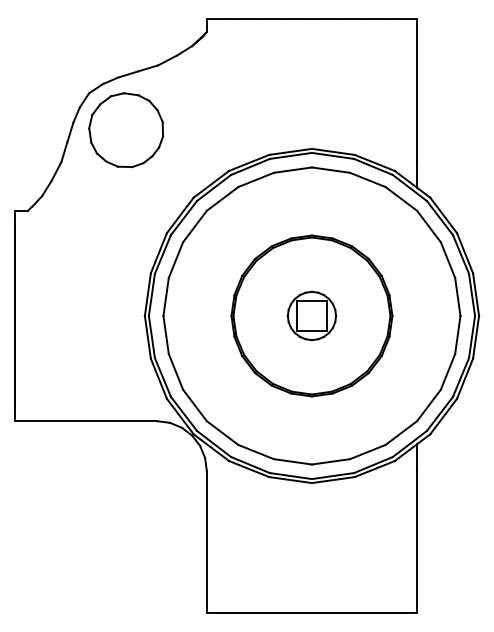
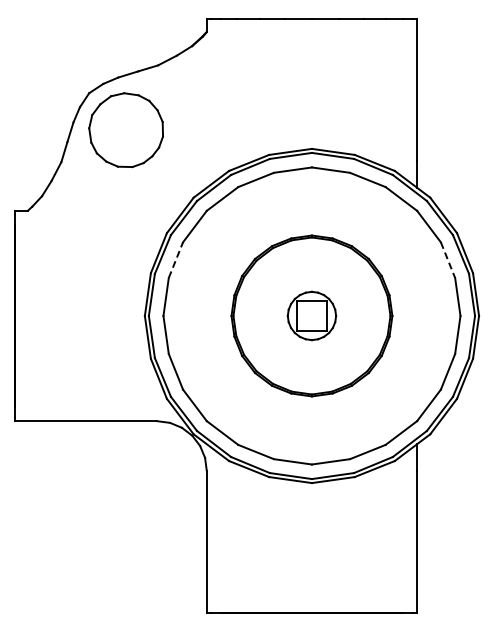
line: solid -> dashed (176, 259)
line: solid -> dashed (448, 260)
